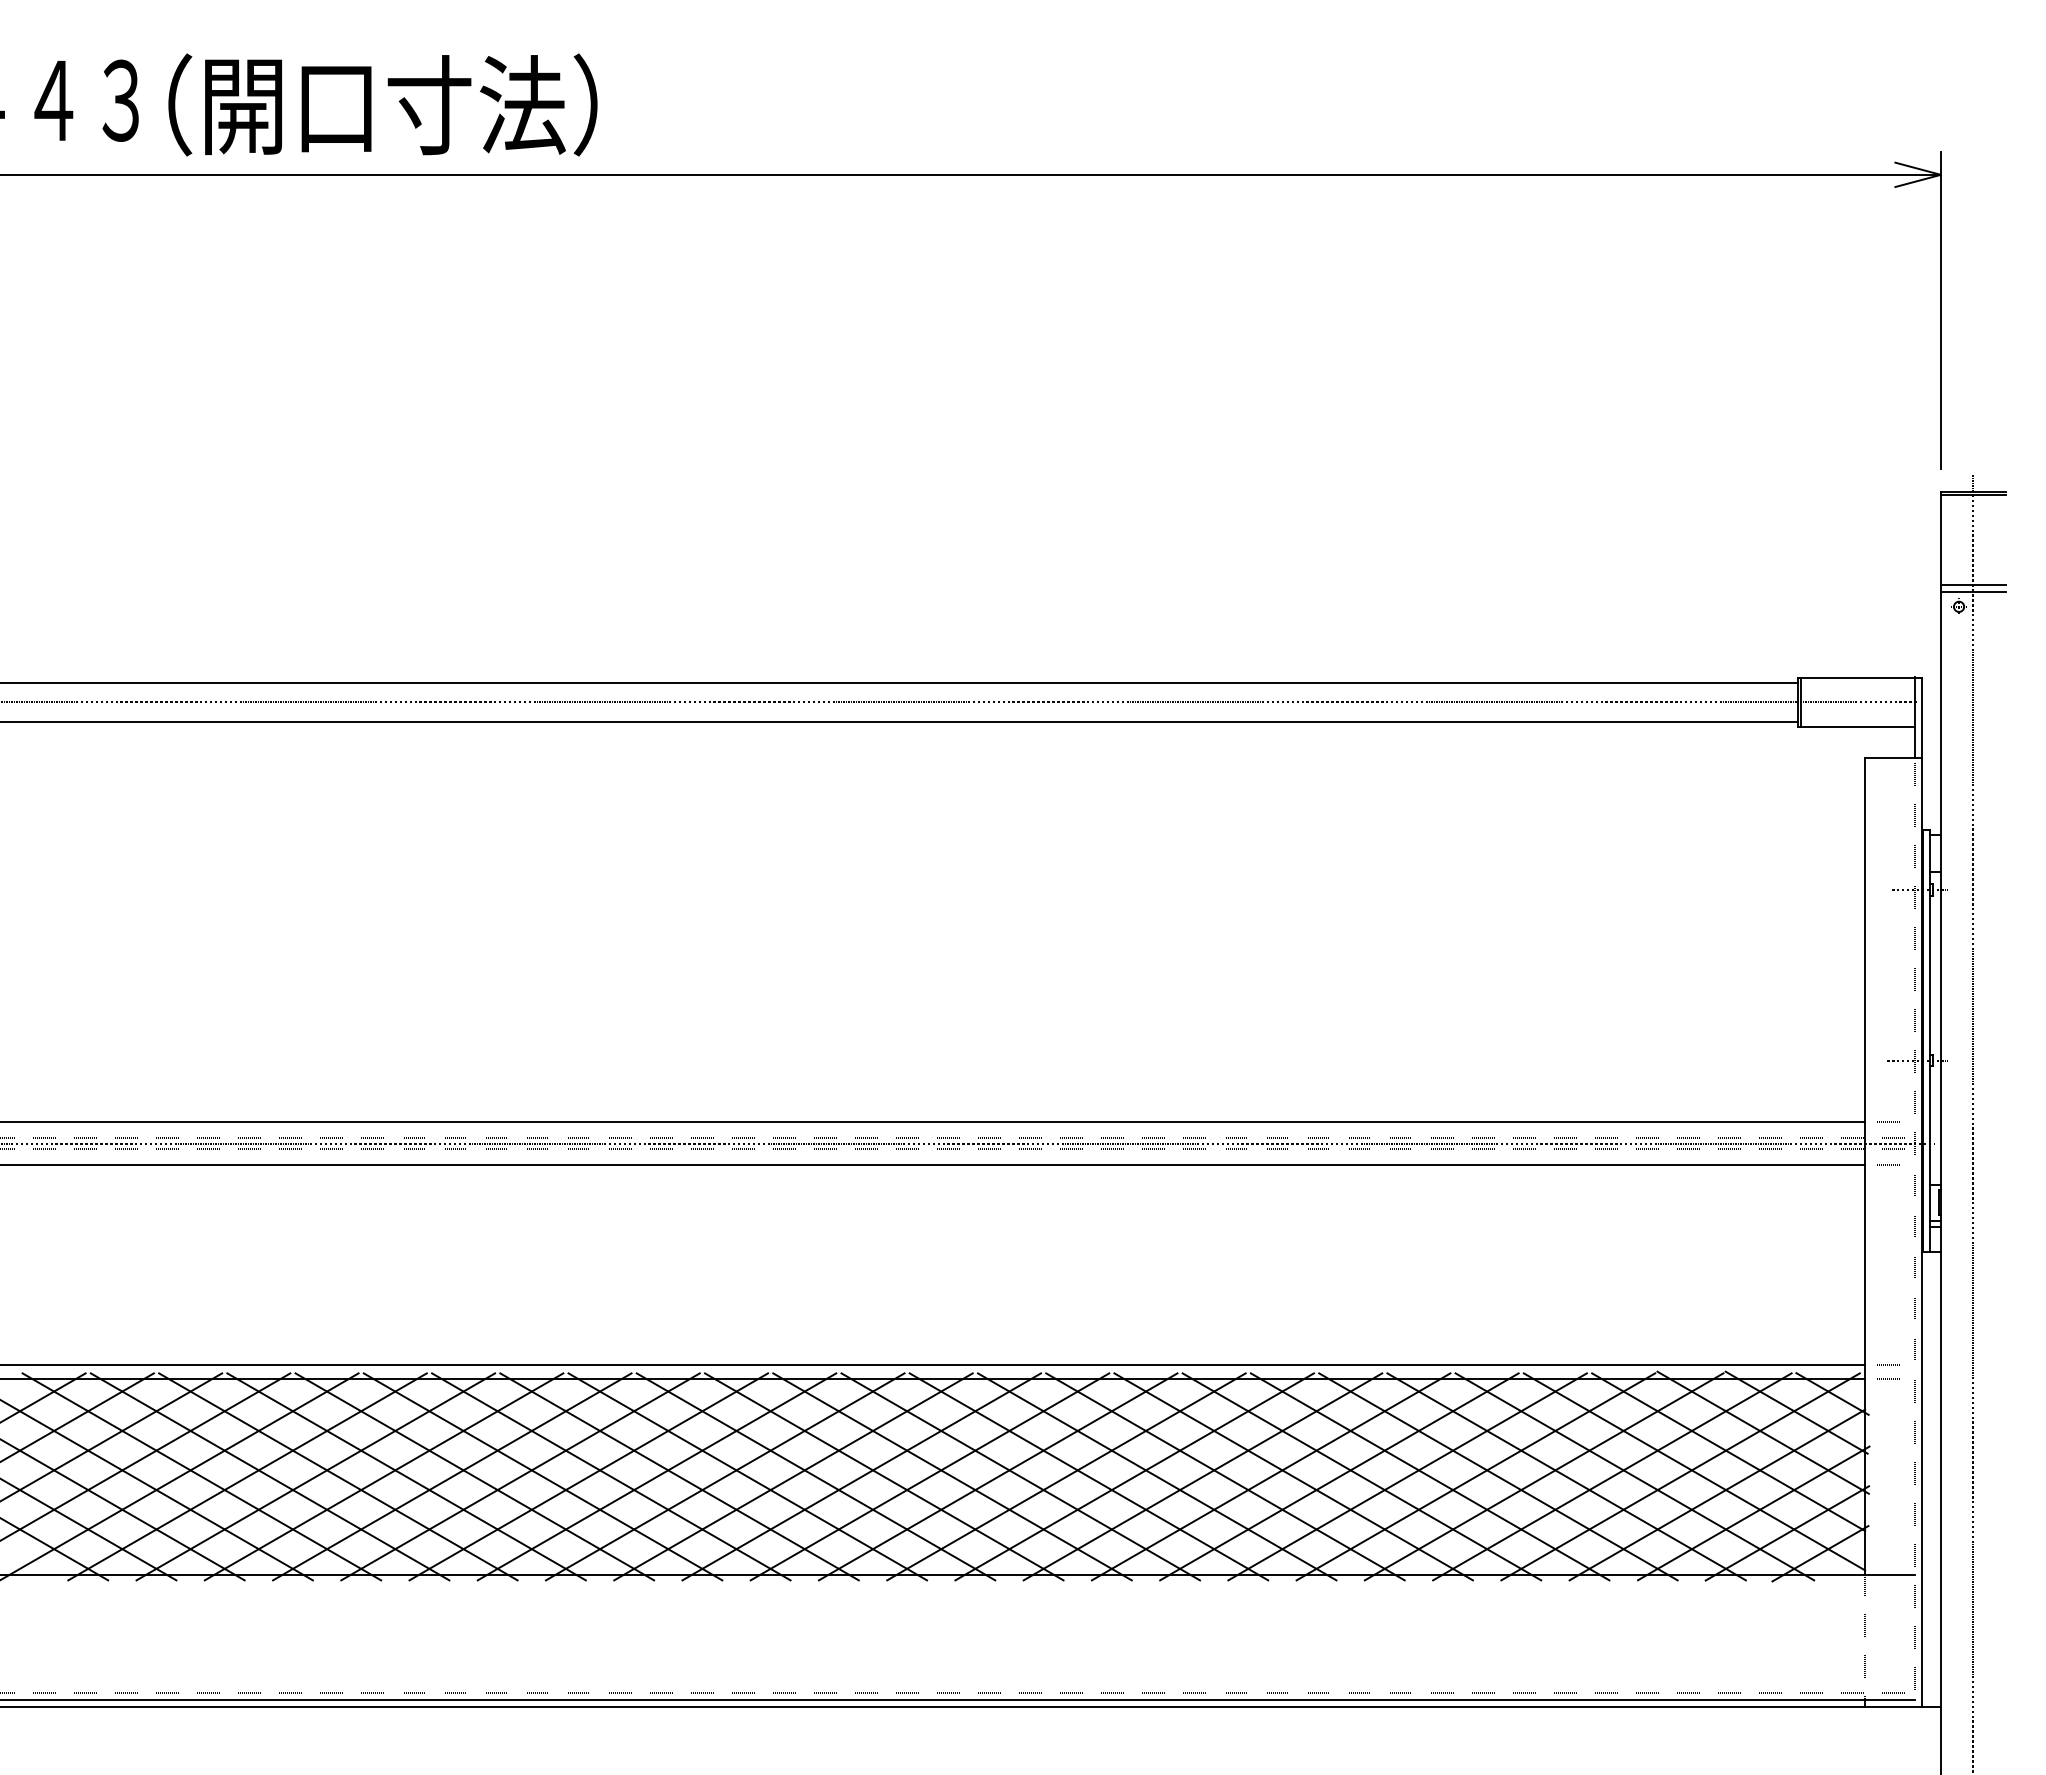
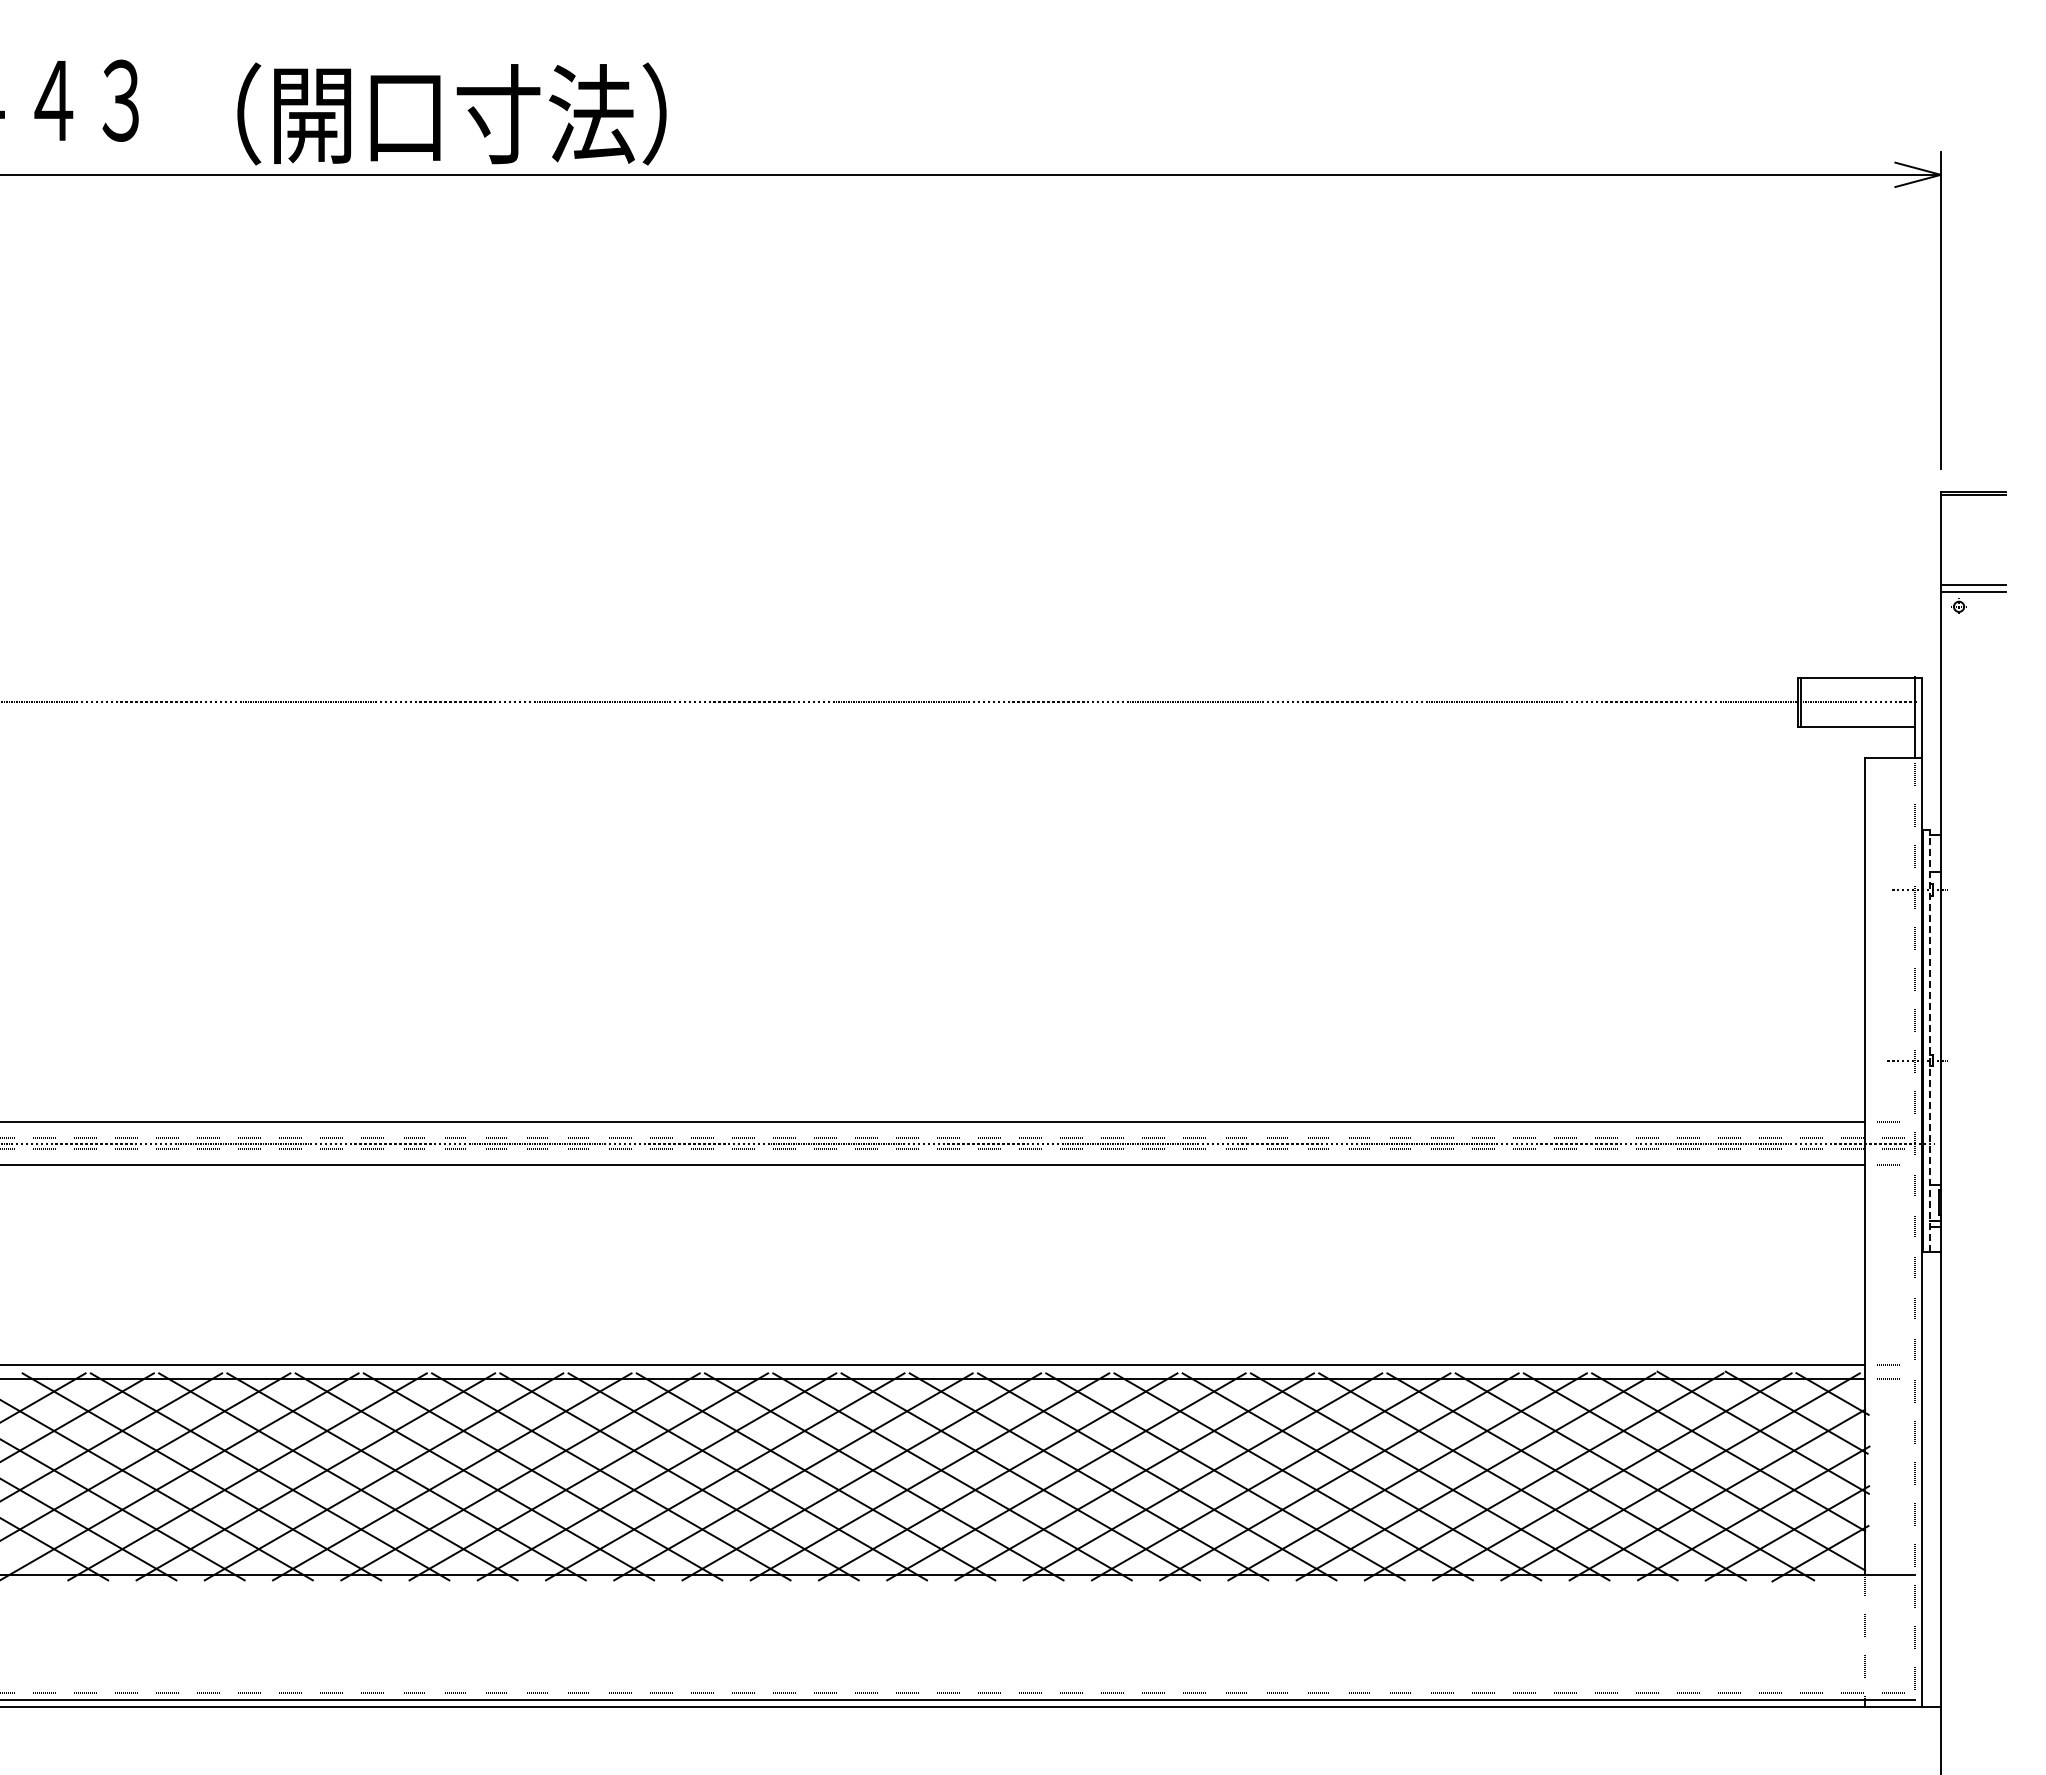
text position: (382, 104) -> (451, 113) (451, 113)
line: present -> none (899, 683)
line: present -> none (899, 721)
line: solid -> dashed (1929, 1040)
line: present -> none (1973, 1123)
